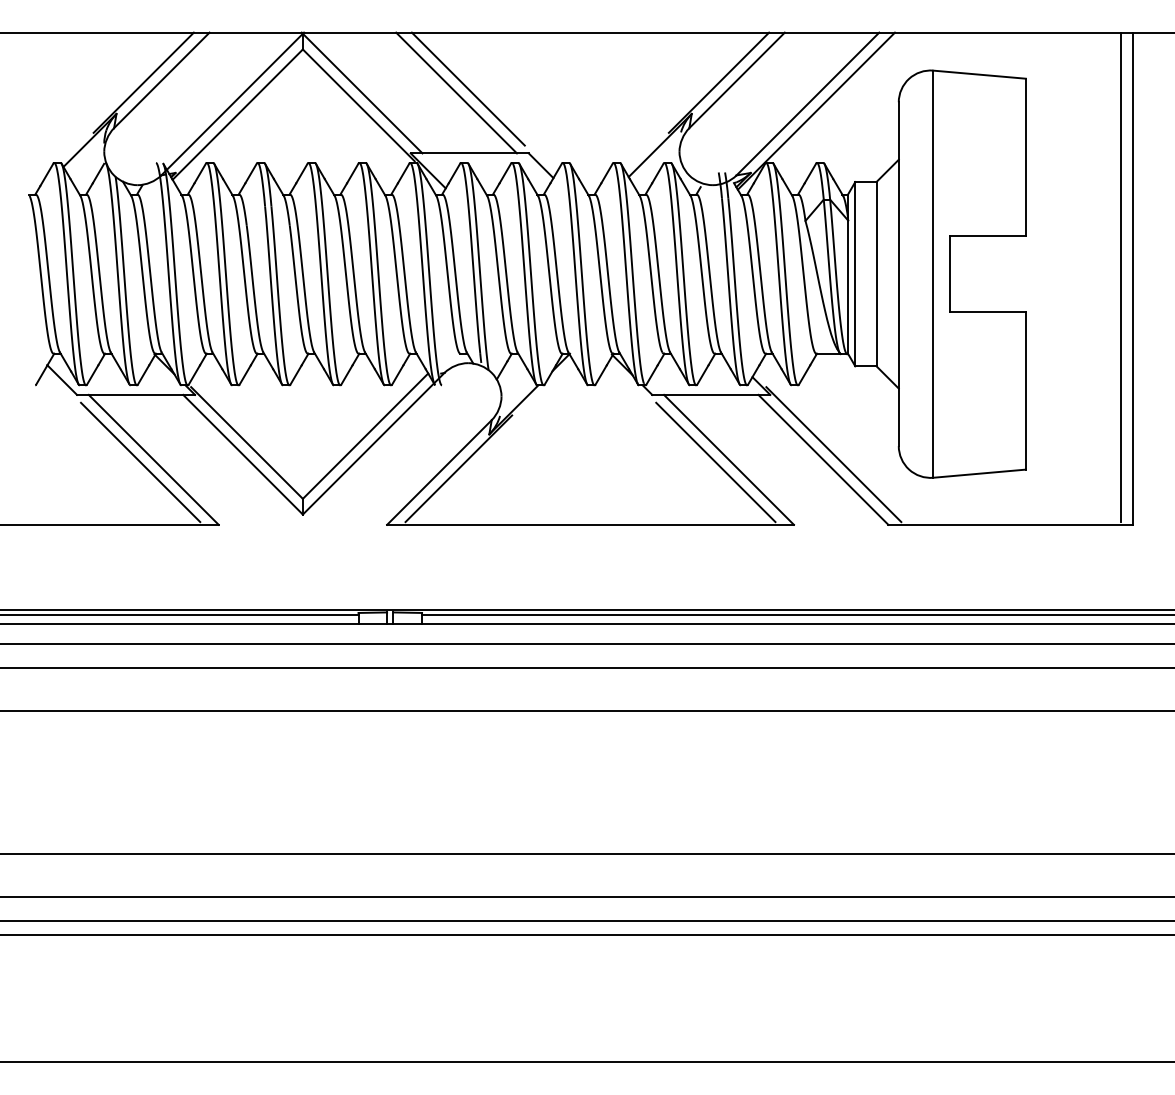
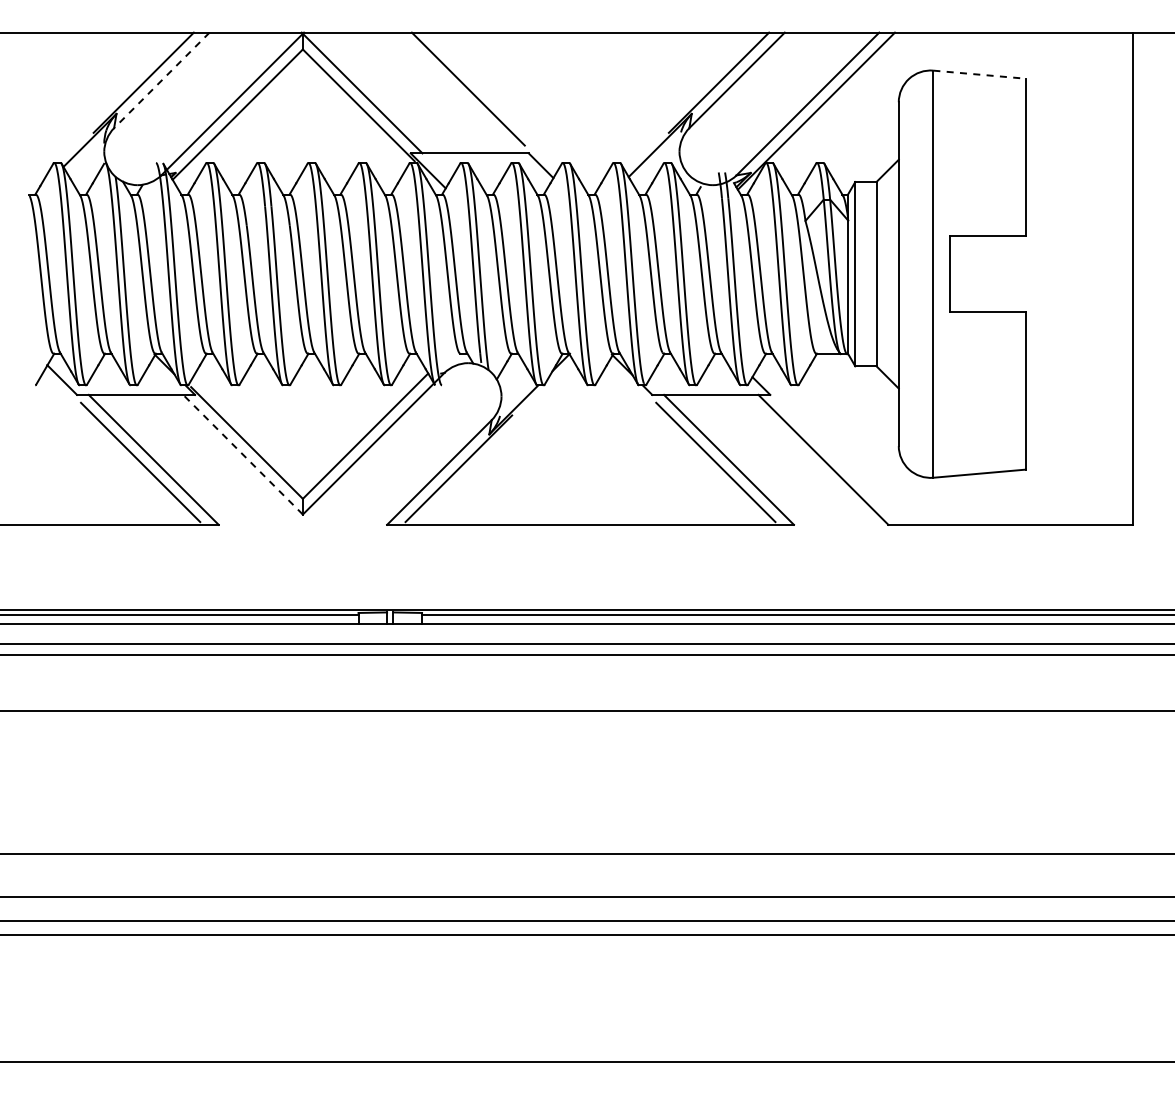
line: solid -> dashed (980, 74)
line: solid -> dashed (161, 80)
line: present -> none (456, 92)
line: present -> none (1121, 277)
line: solid -> dashed (243, 454)
line: present -> none (833, 454)
line position: (586, 668) -> (586, 655) (586, 655)
